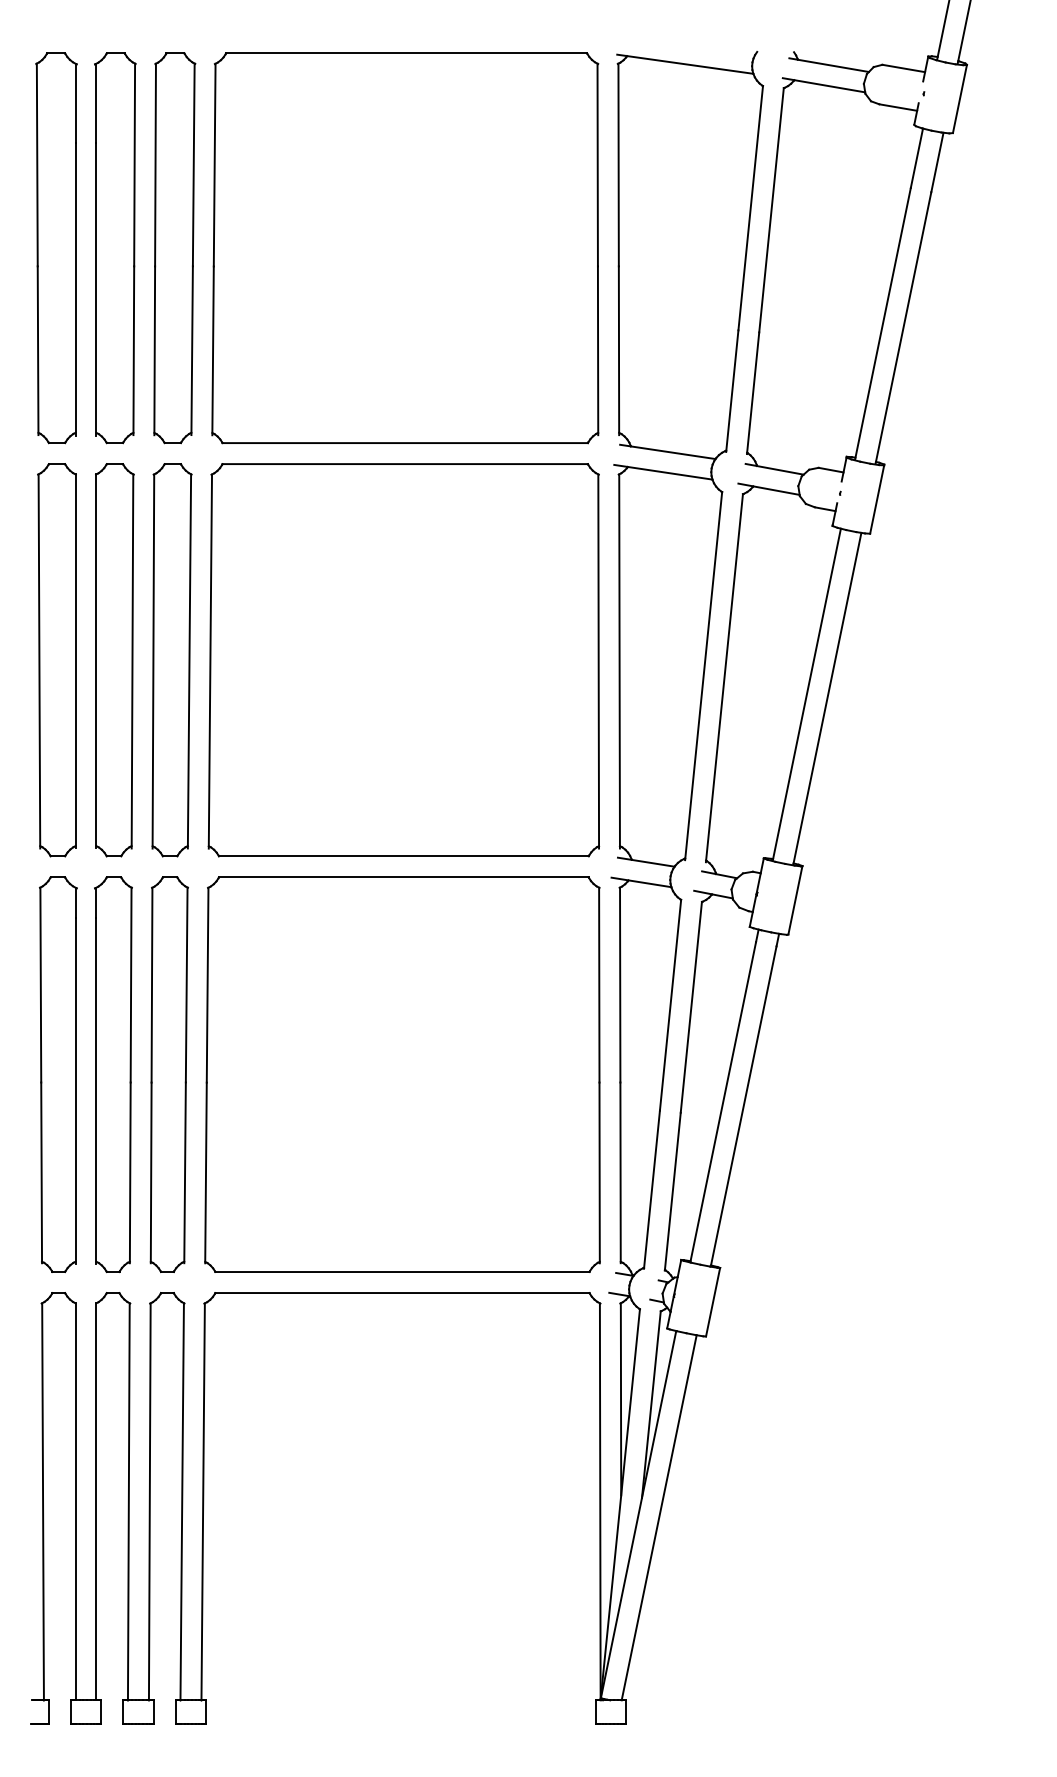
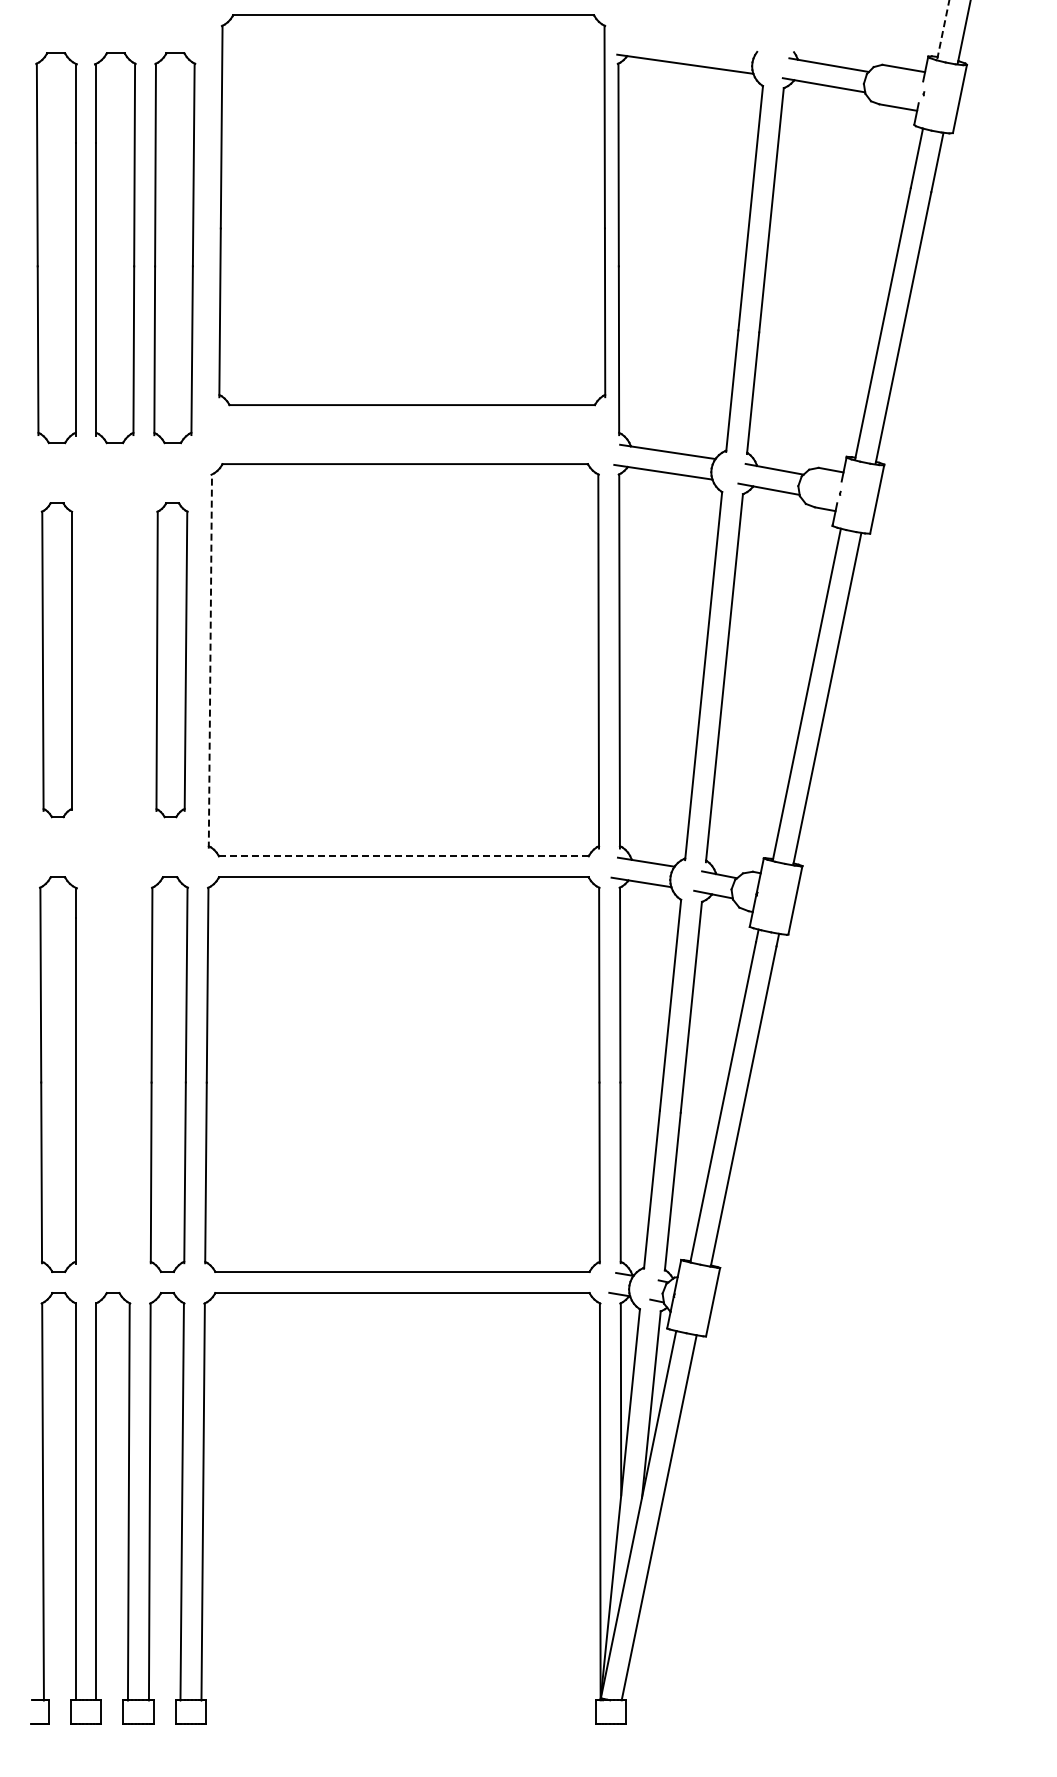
line: solid -> dashed (943, 29)
part position: (405, 248) -> (412, 210) (412, 210)
part size: 40x395 px -> 34x317 px (56, 660)
part: present -> none (114, 660)
part size: 42x395 px -> 34x317 px (171, 660)
line: solid -> dashed (210, 661)
line: solid -> dashed (403, 856)
part: present -> none (113, 1074)
